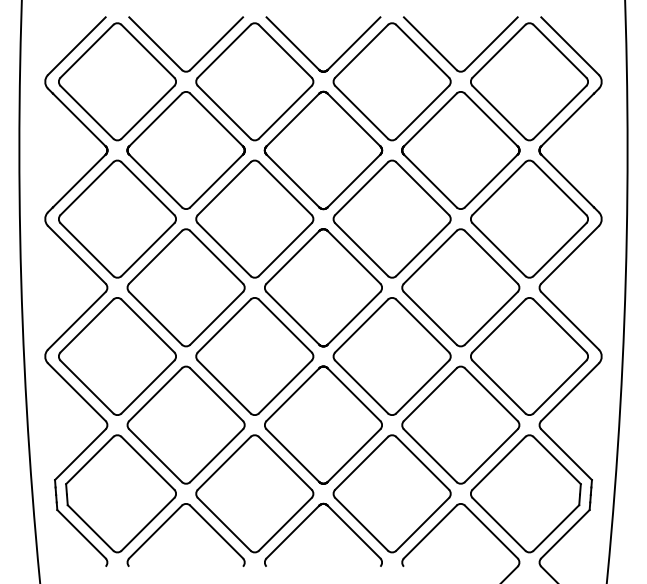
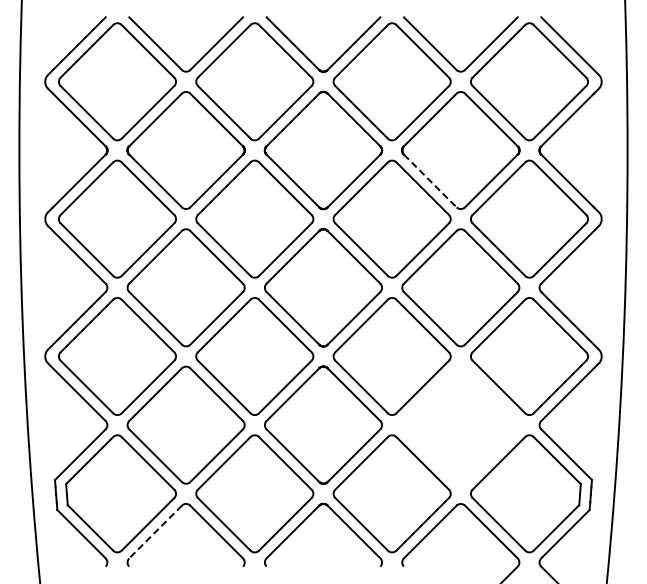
line: solid -> dashed (430, 181)
part: present -> none (460, 424)
line: solid -> dashed (155, 532)
